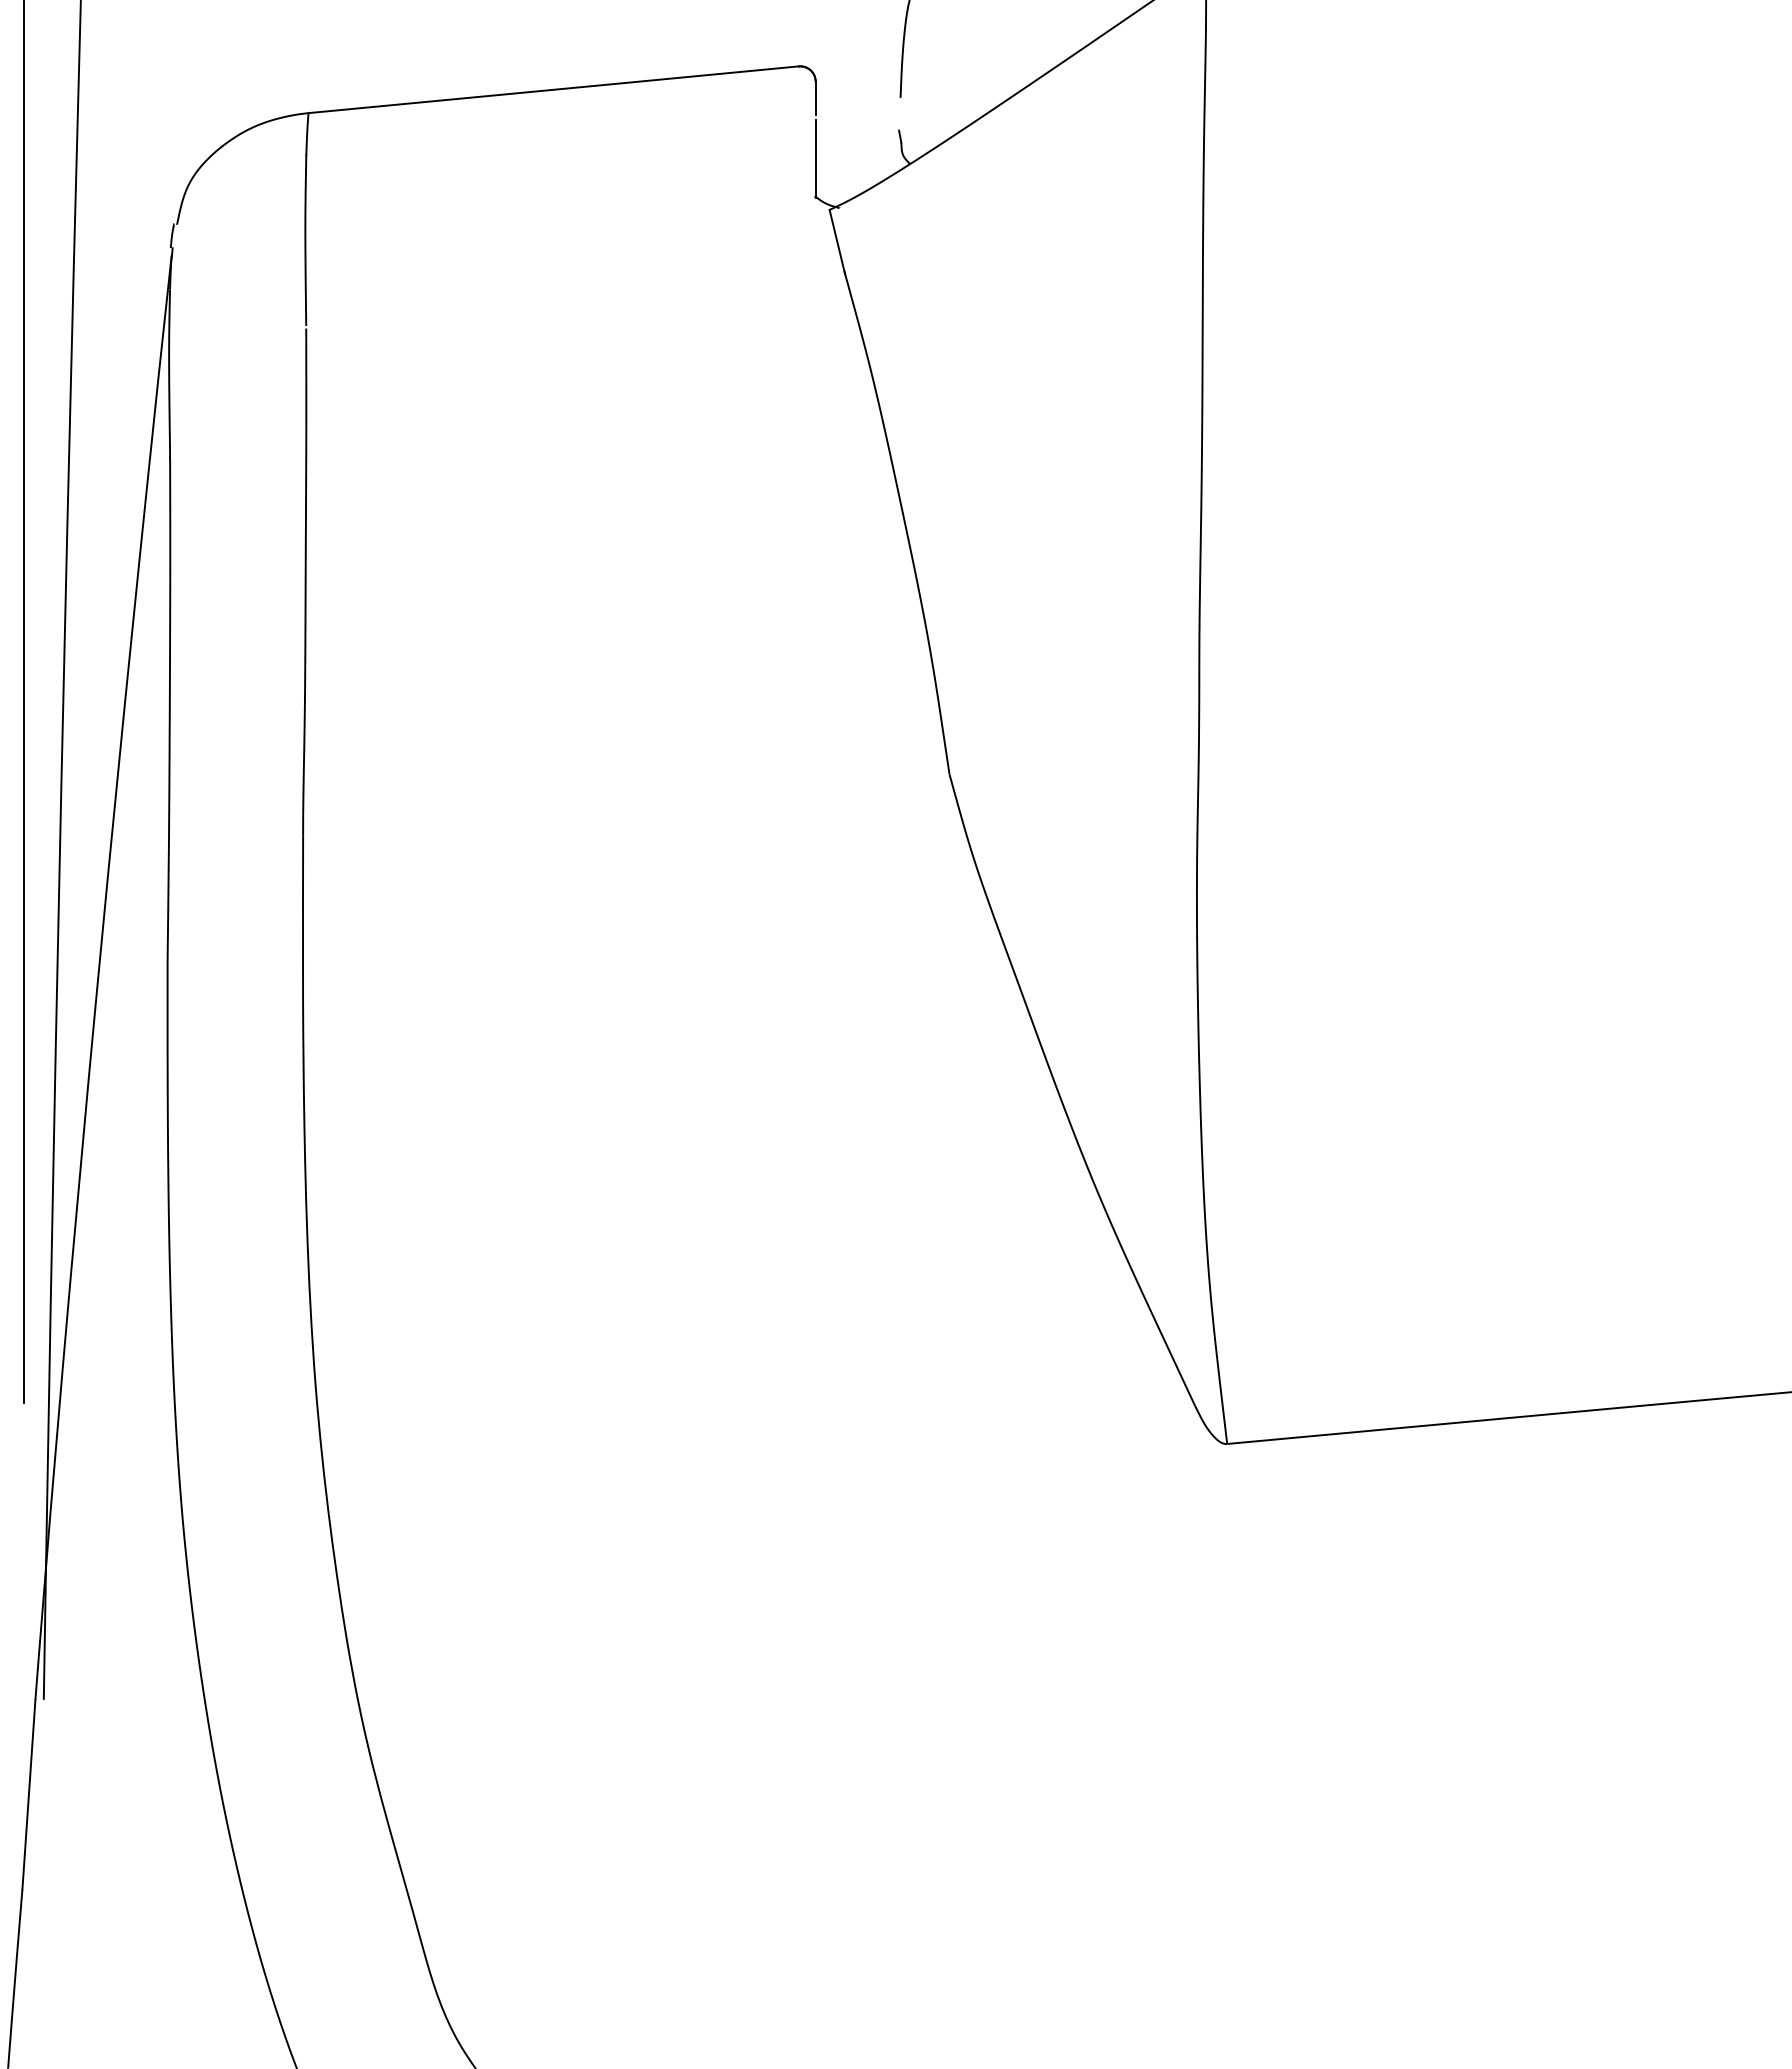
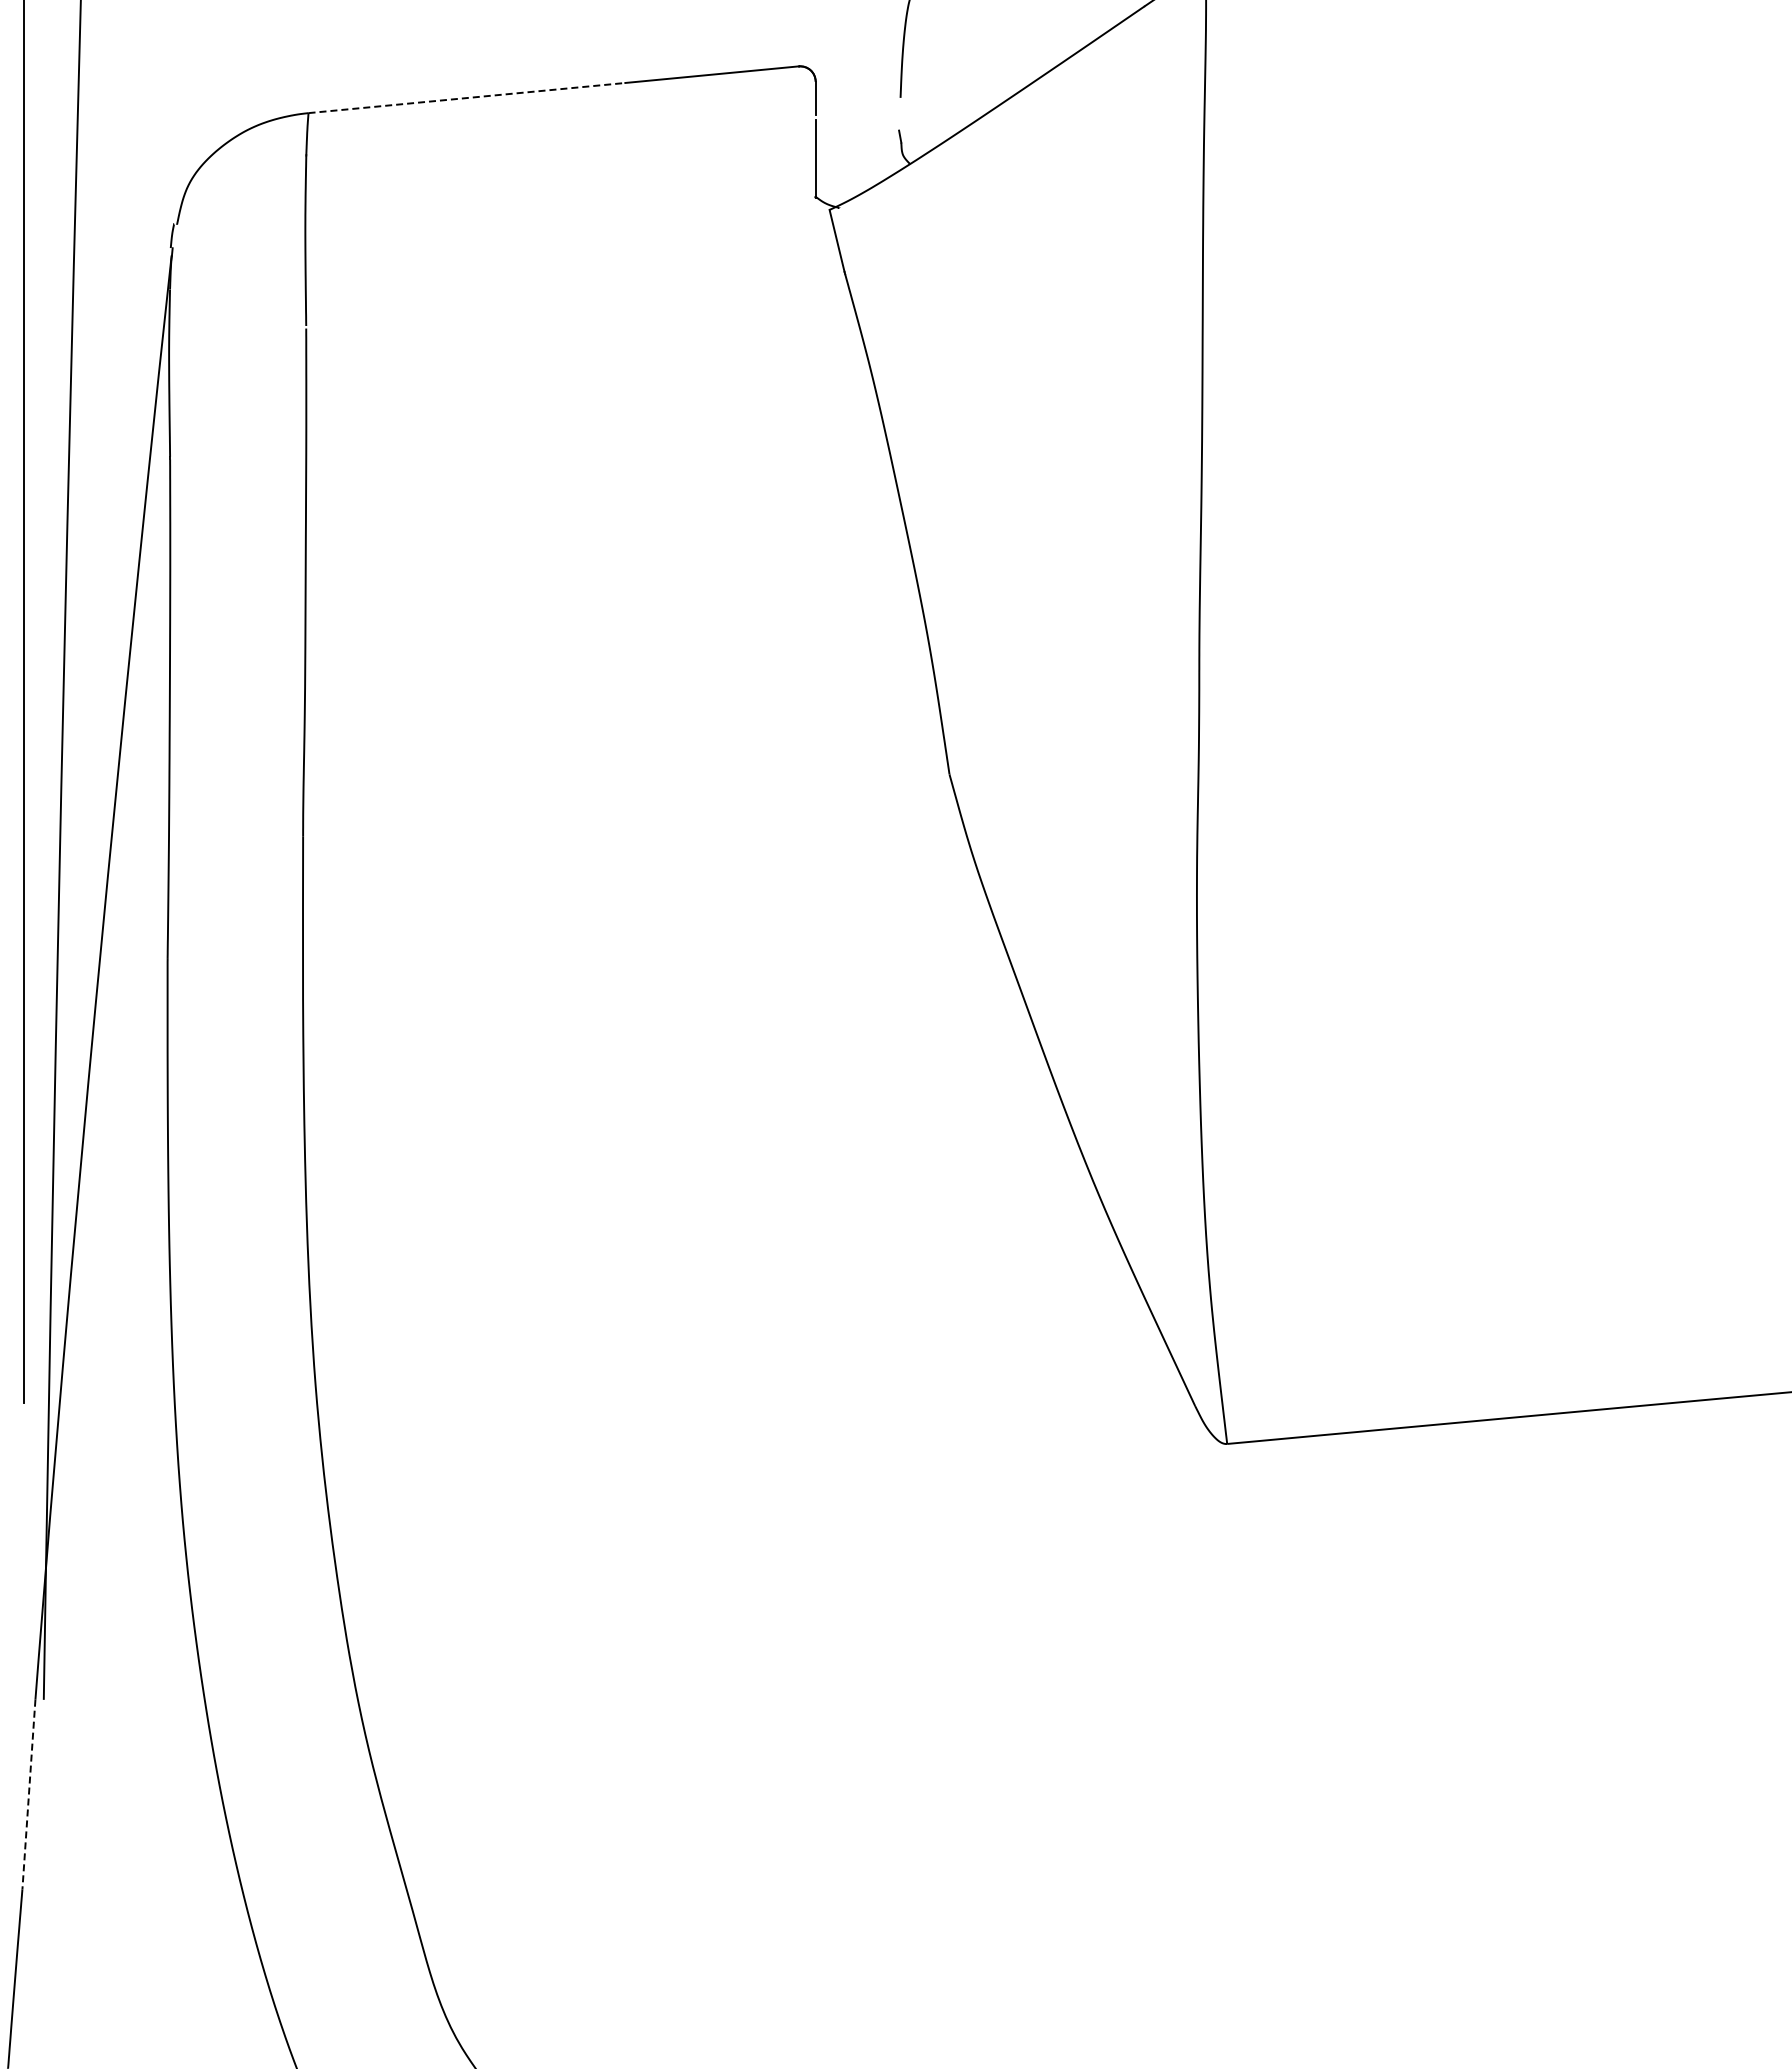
line: solid -> dashed (467, 98)
line: solid -> dashed (28, 1795)
